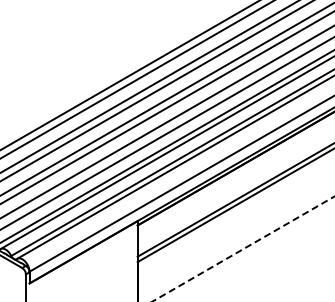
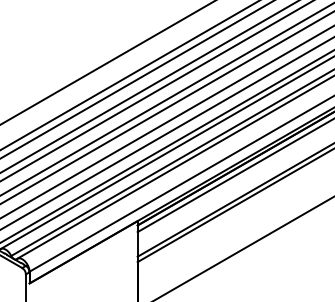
line: none -> present (107, 62)
line: none -> present (234, 176)
line: dashed -> solid (243, 249)
